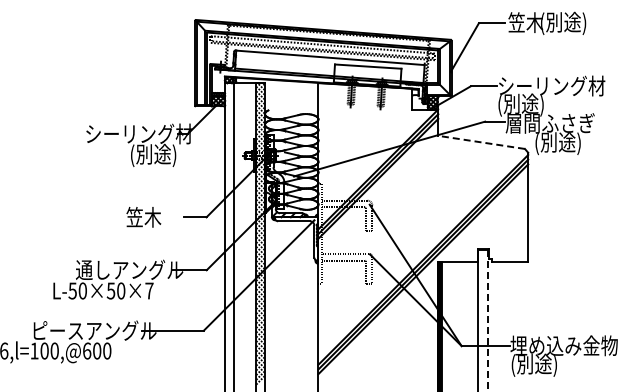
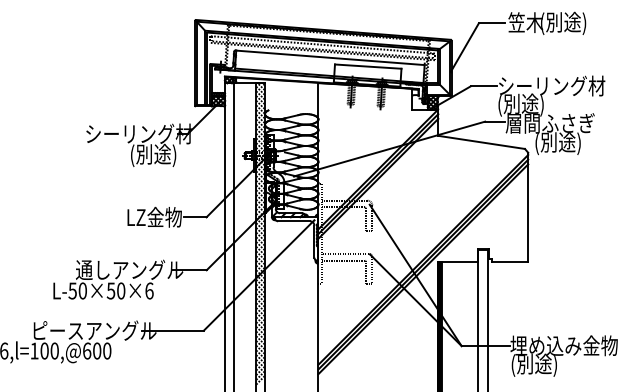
line: dashed -> solid (481, 142)
text: 笠木 -> LZ金物 (153, 216)
text: L-50×50×7 -> L-50×50×6 (149, 290)
line: dashed -> solid (488, 320)
